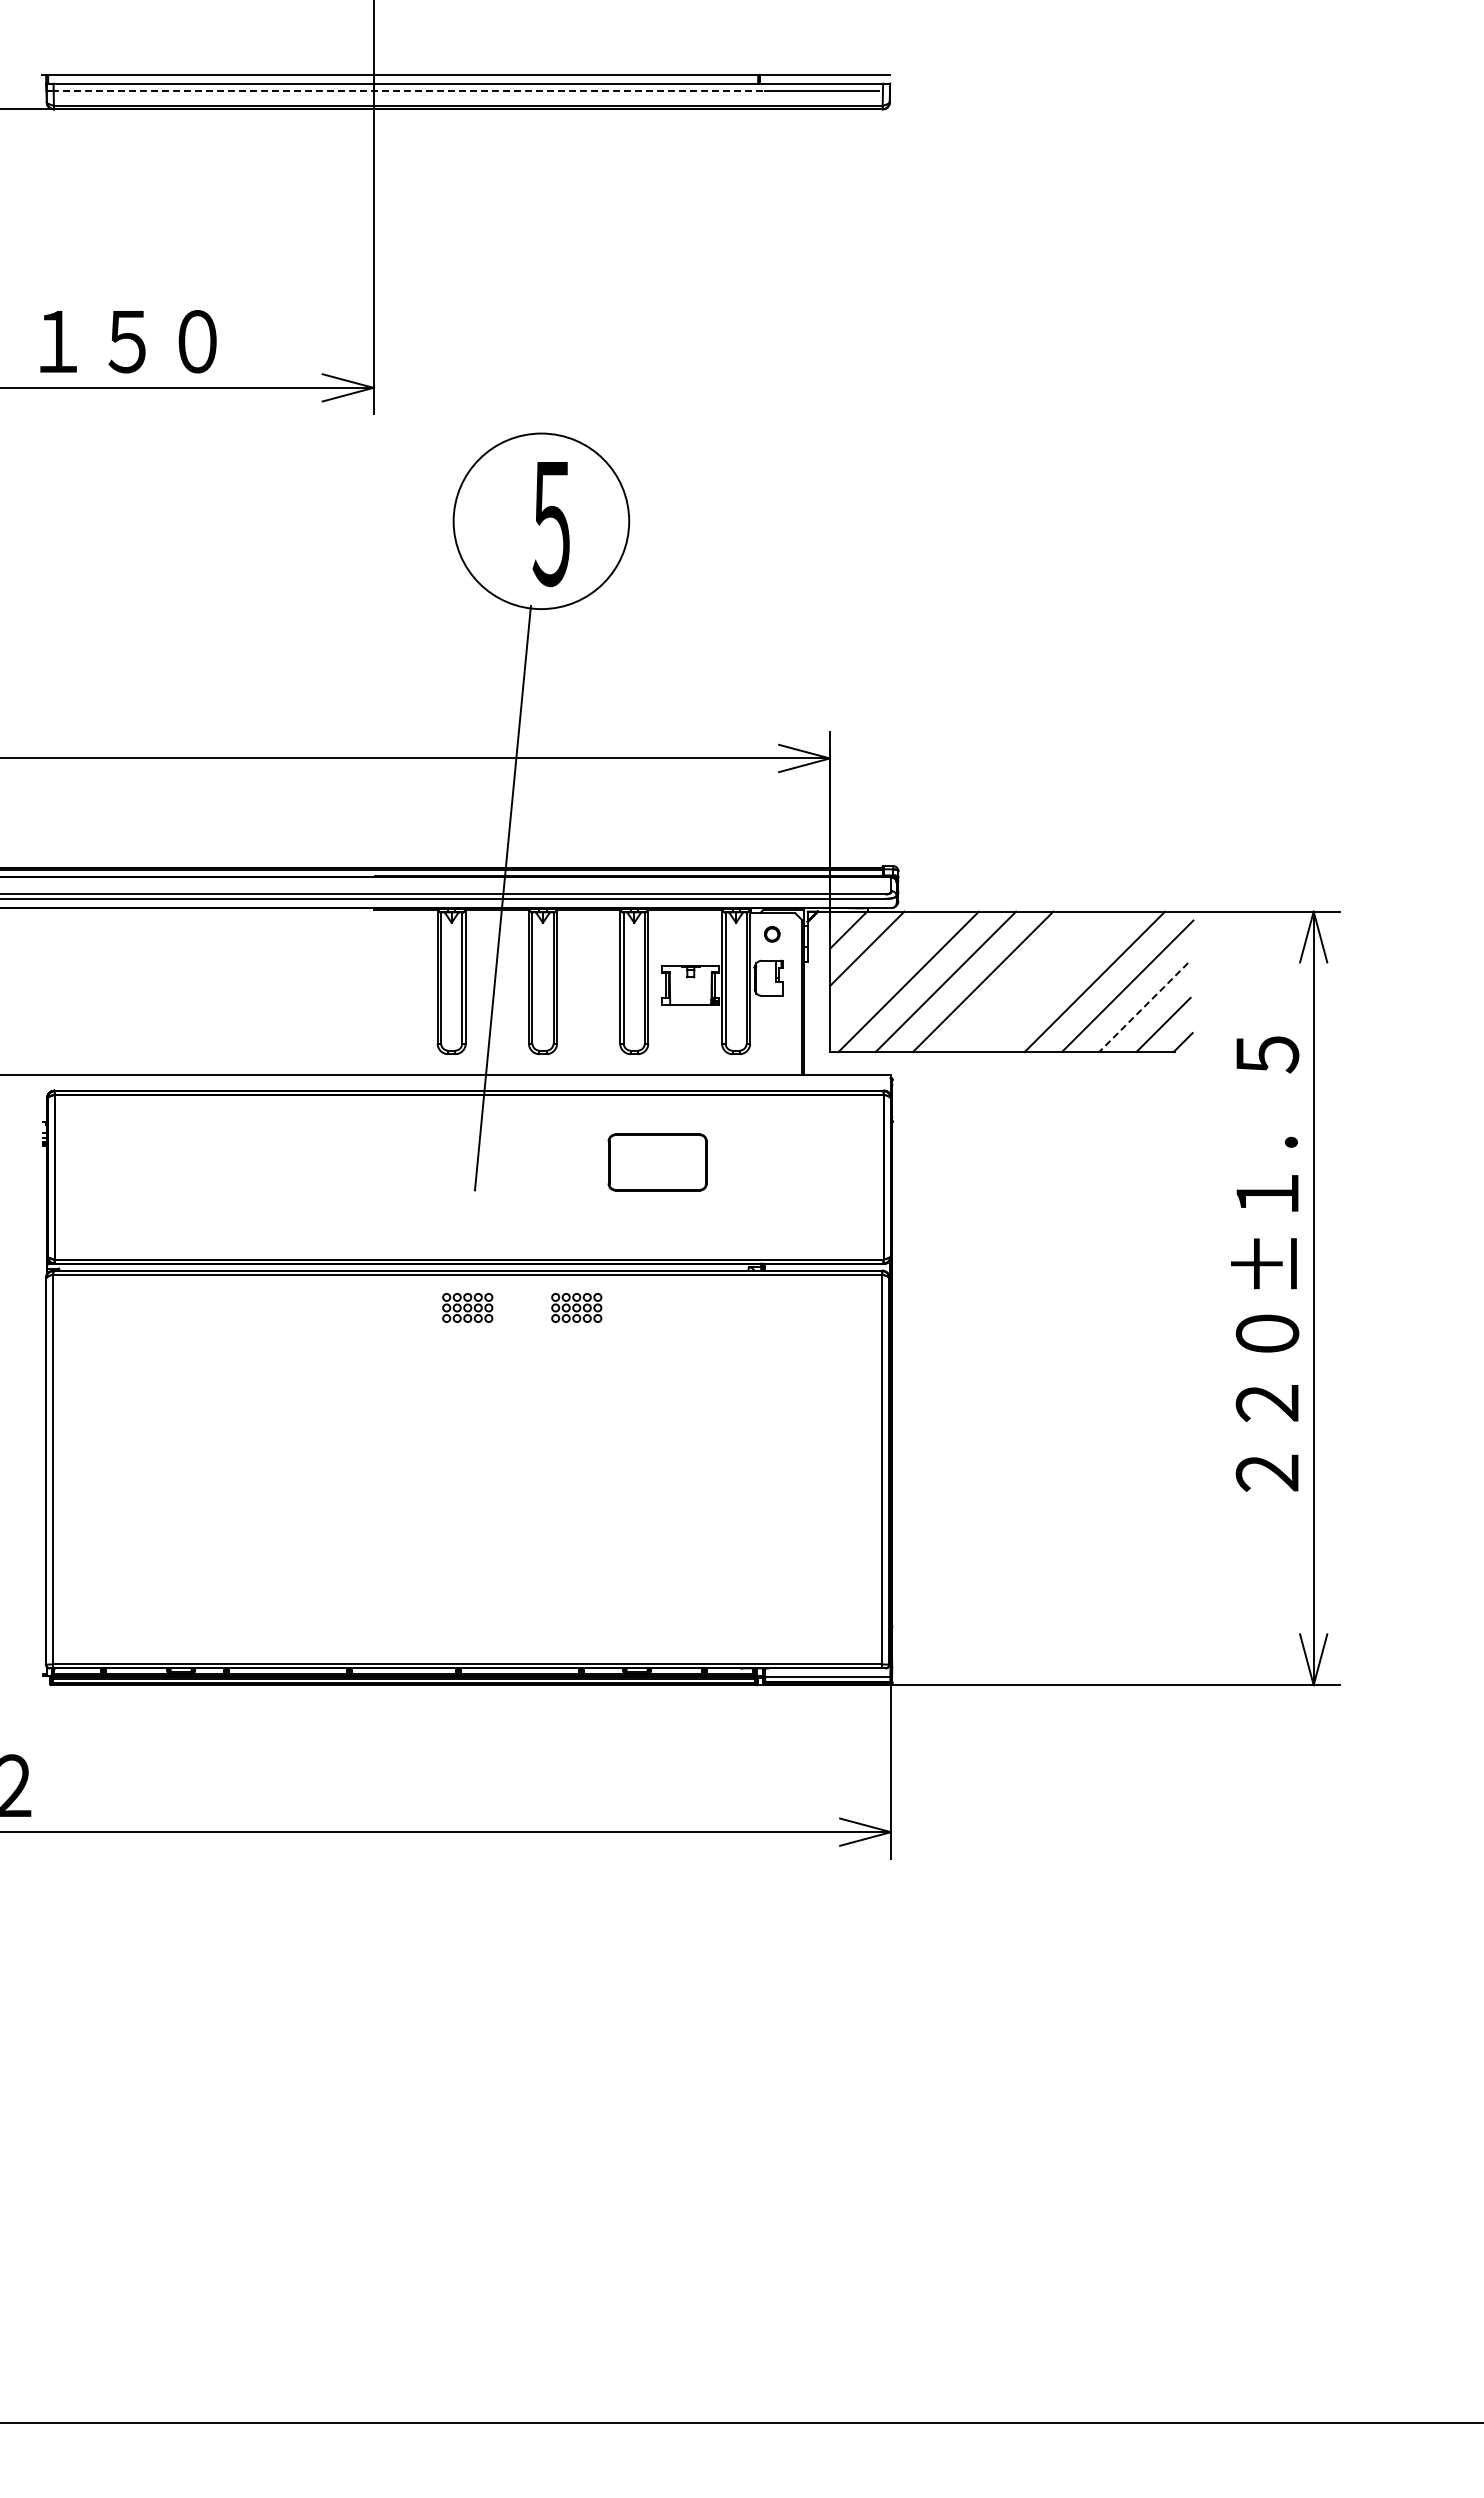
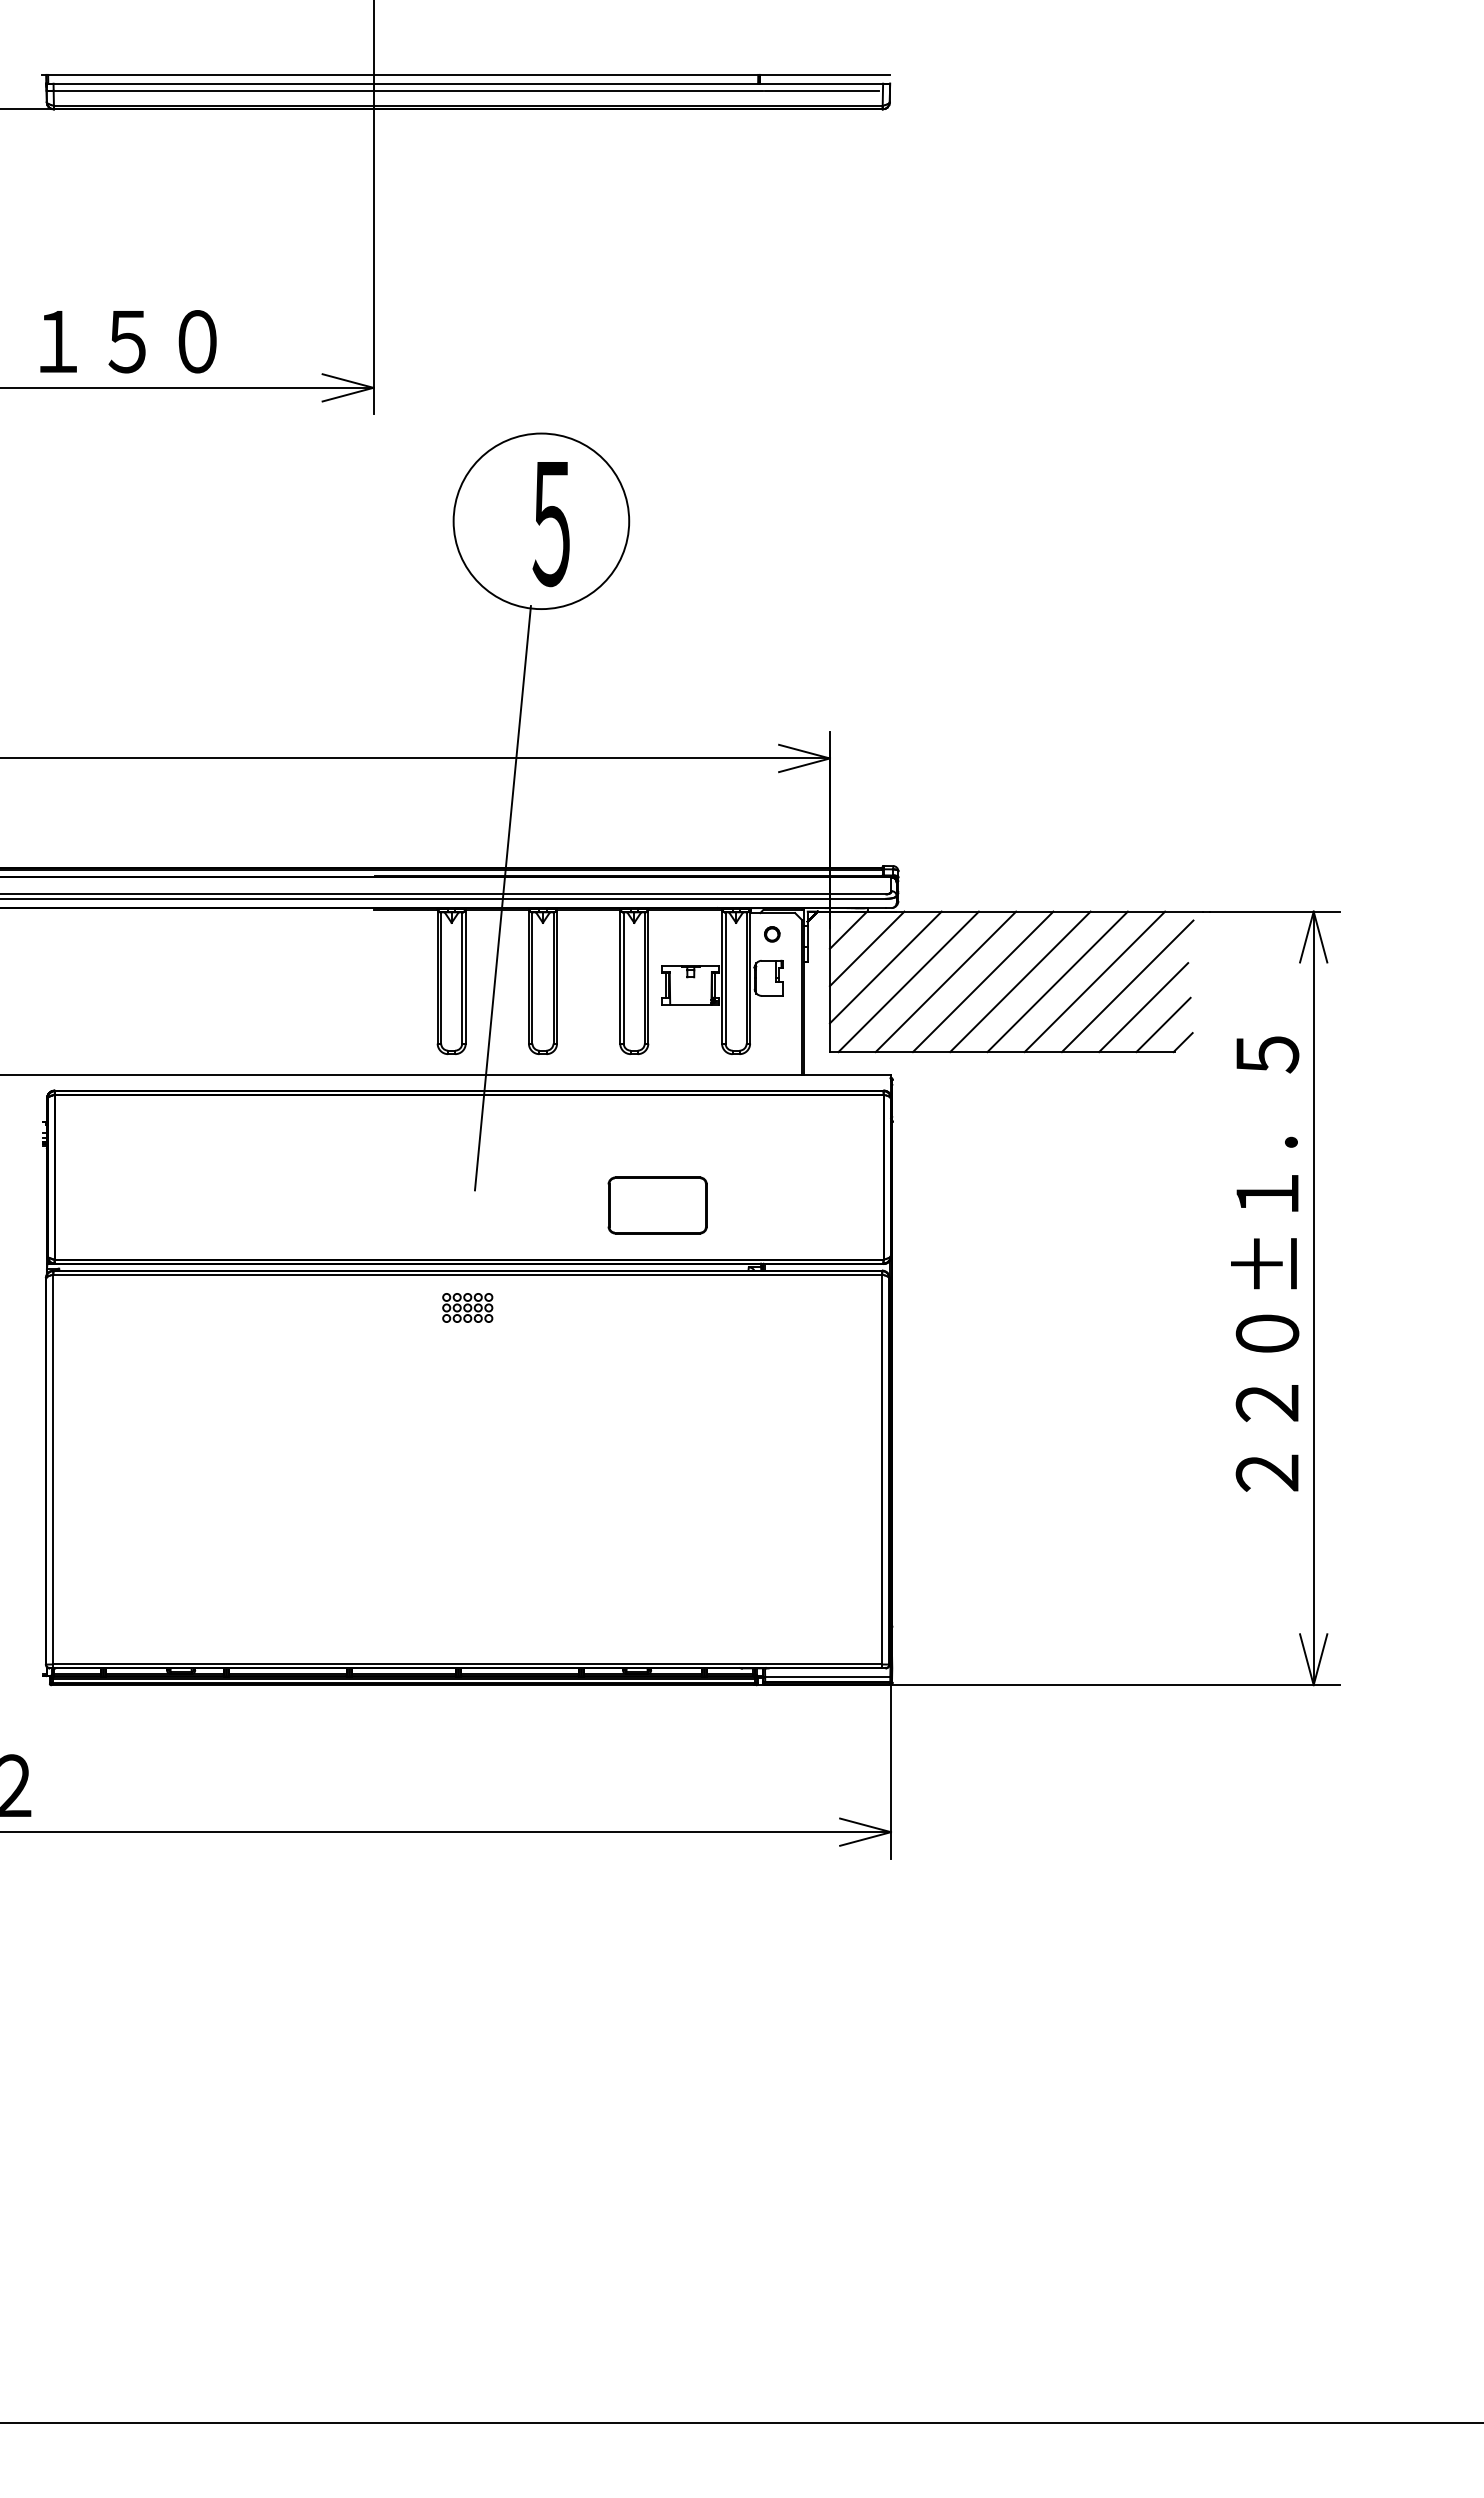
line: dashed -> solid (408, 90)
line: none -> present (885, 967)
line: none -> present (1020, 981)
line: none -> present (1057, 981)
line: dashed -> solid (1143, 1007)
part position: (657, 1162) -> (657, 1205) (657, 1205)
part: present -> none (576, 1307)
